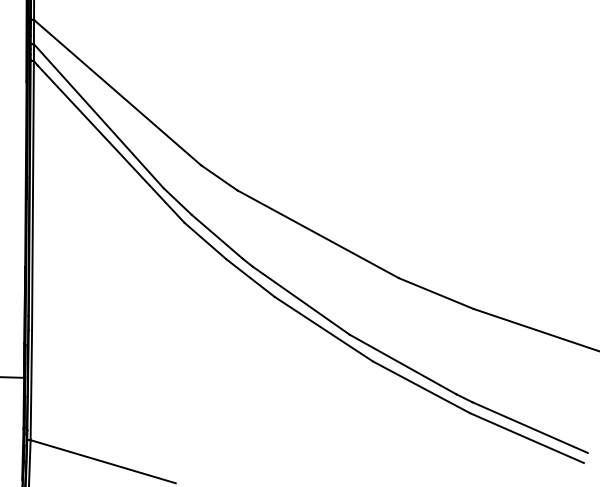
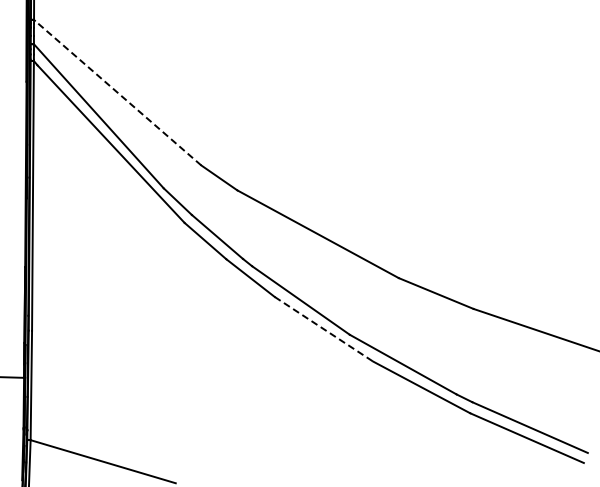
line: solid -> dashed (117, 92)
line: solid -> dashed (323, 329)
